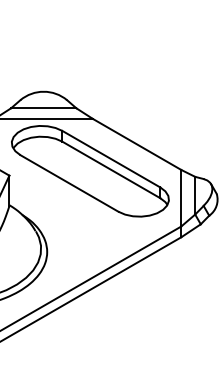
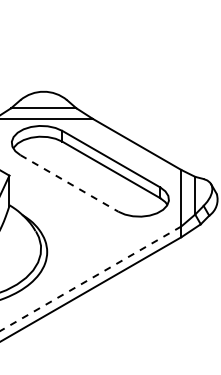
line: solid -> dashed (69, 183)
line: solid -> dashed (90, 278)
